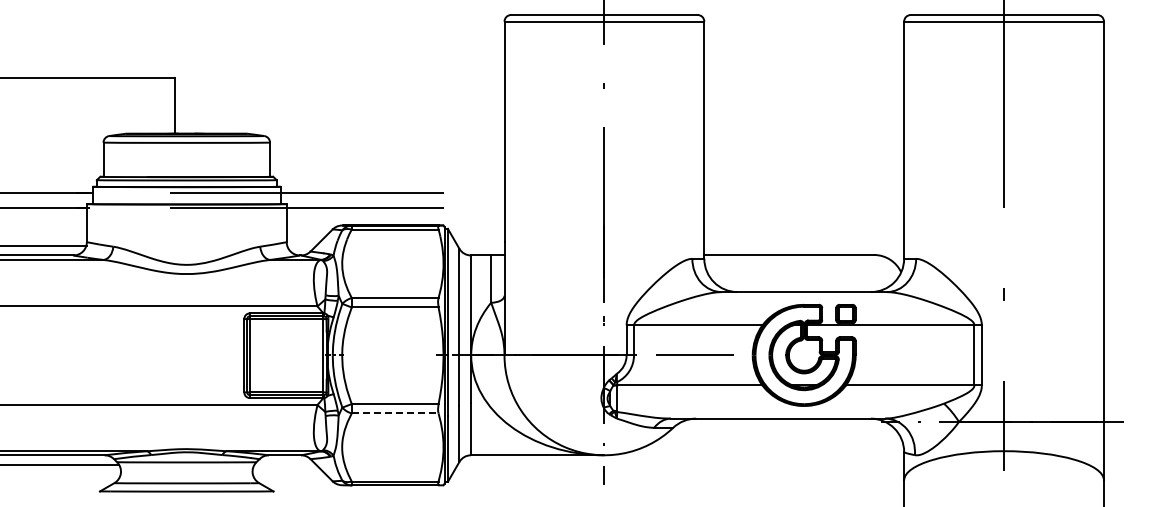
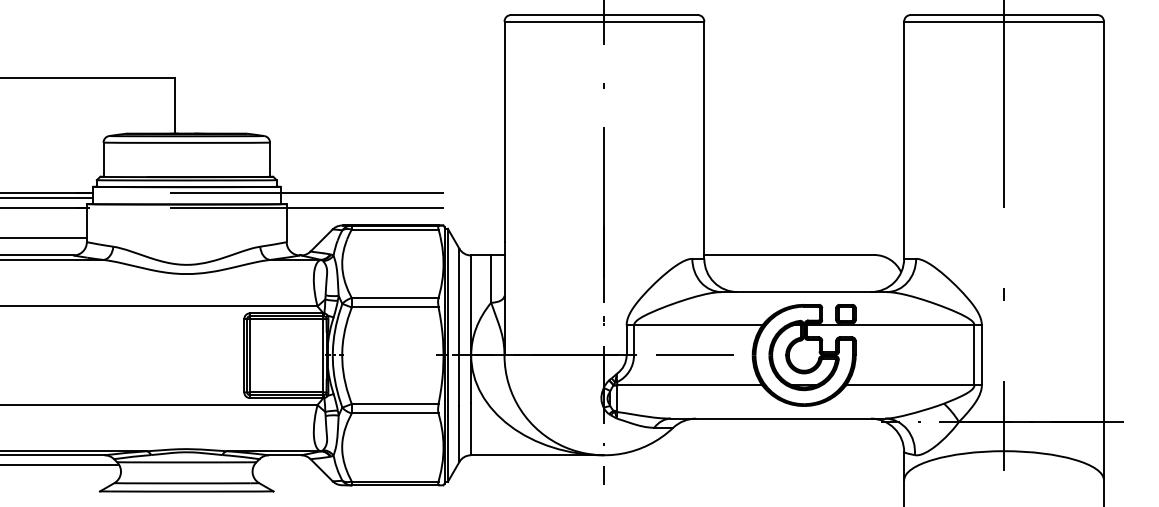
line: none -> present (47, 198)
line position: (44, 246) -> (44, 238) (44, 238)
line: dashed -> solid (395, 413)
